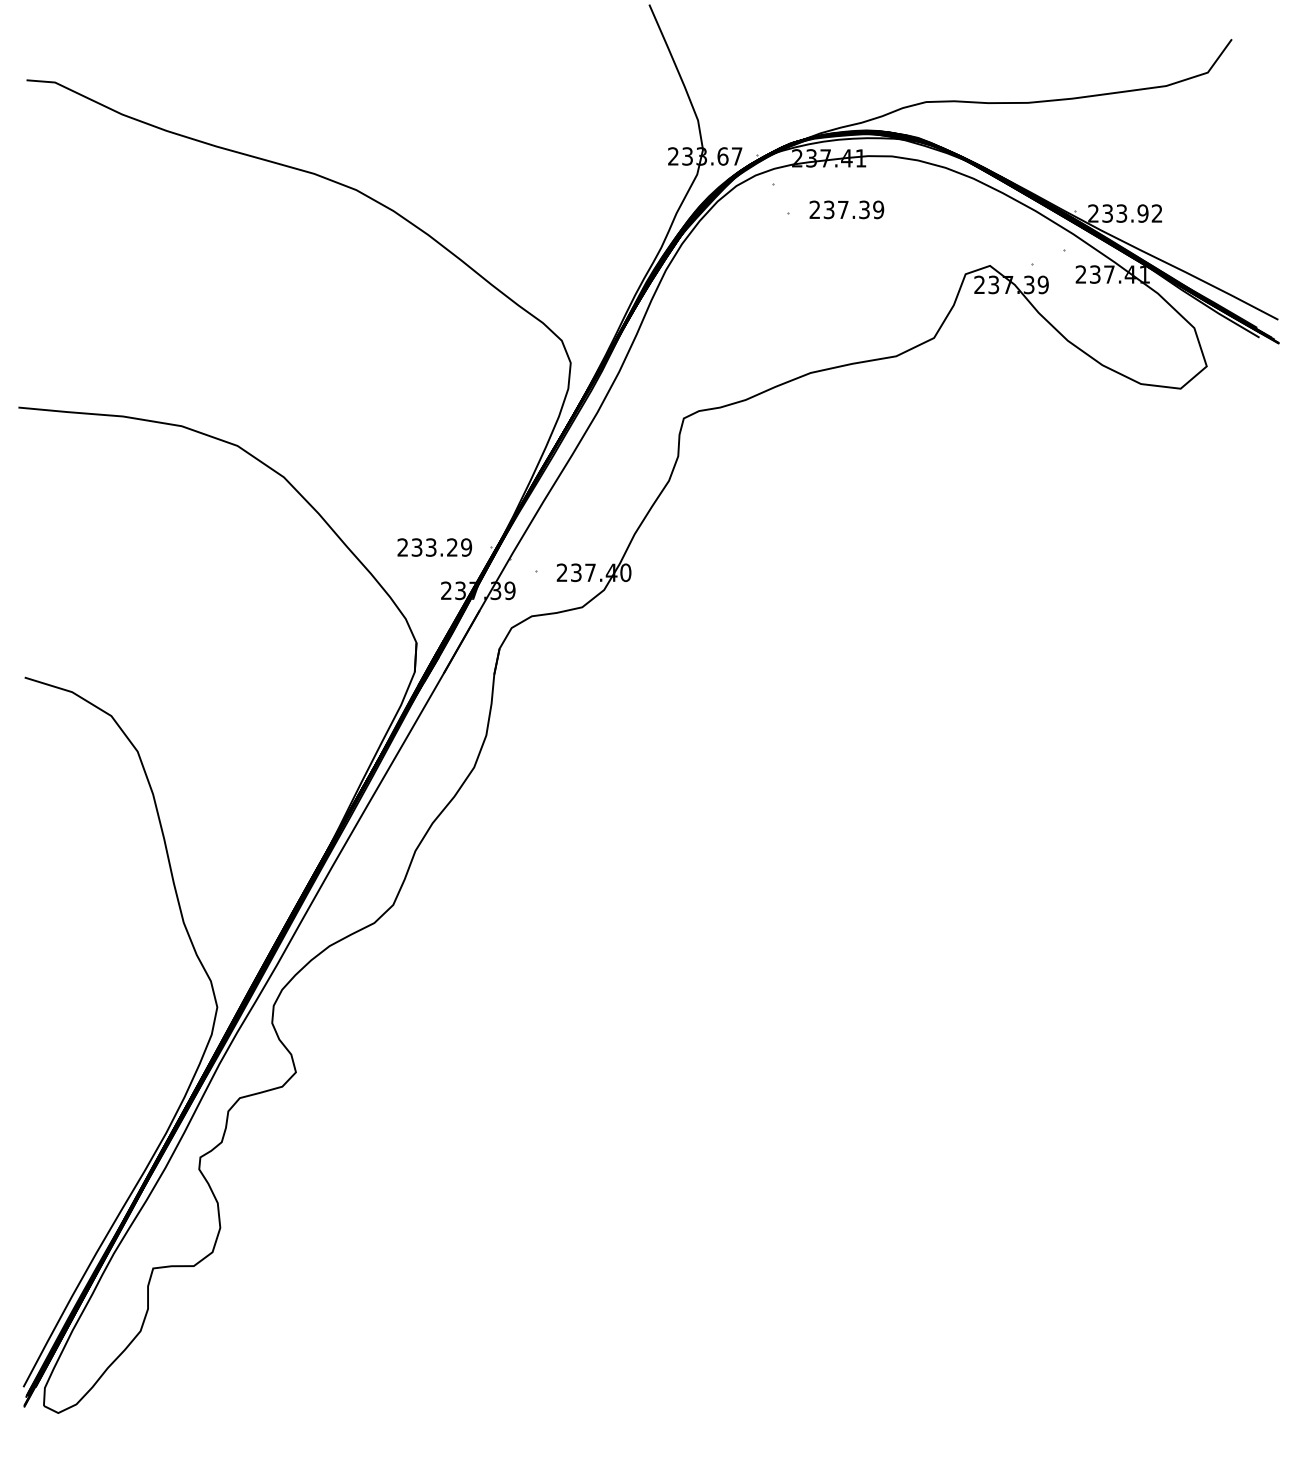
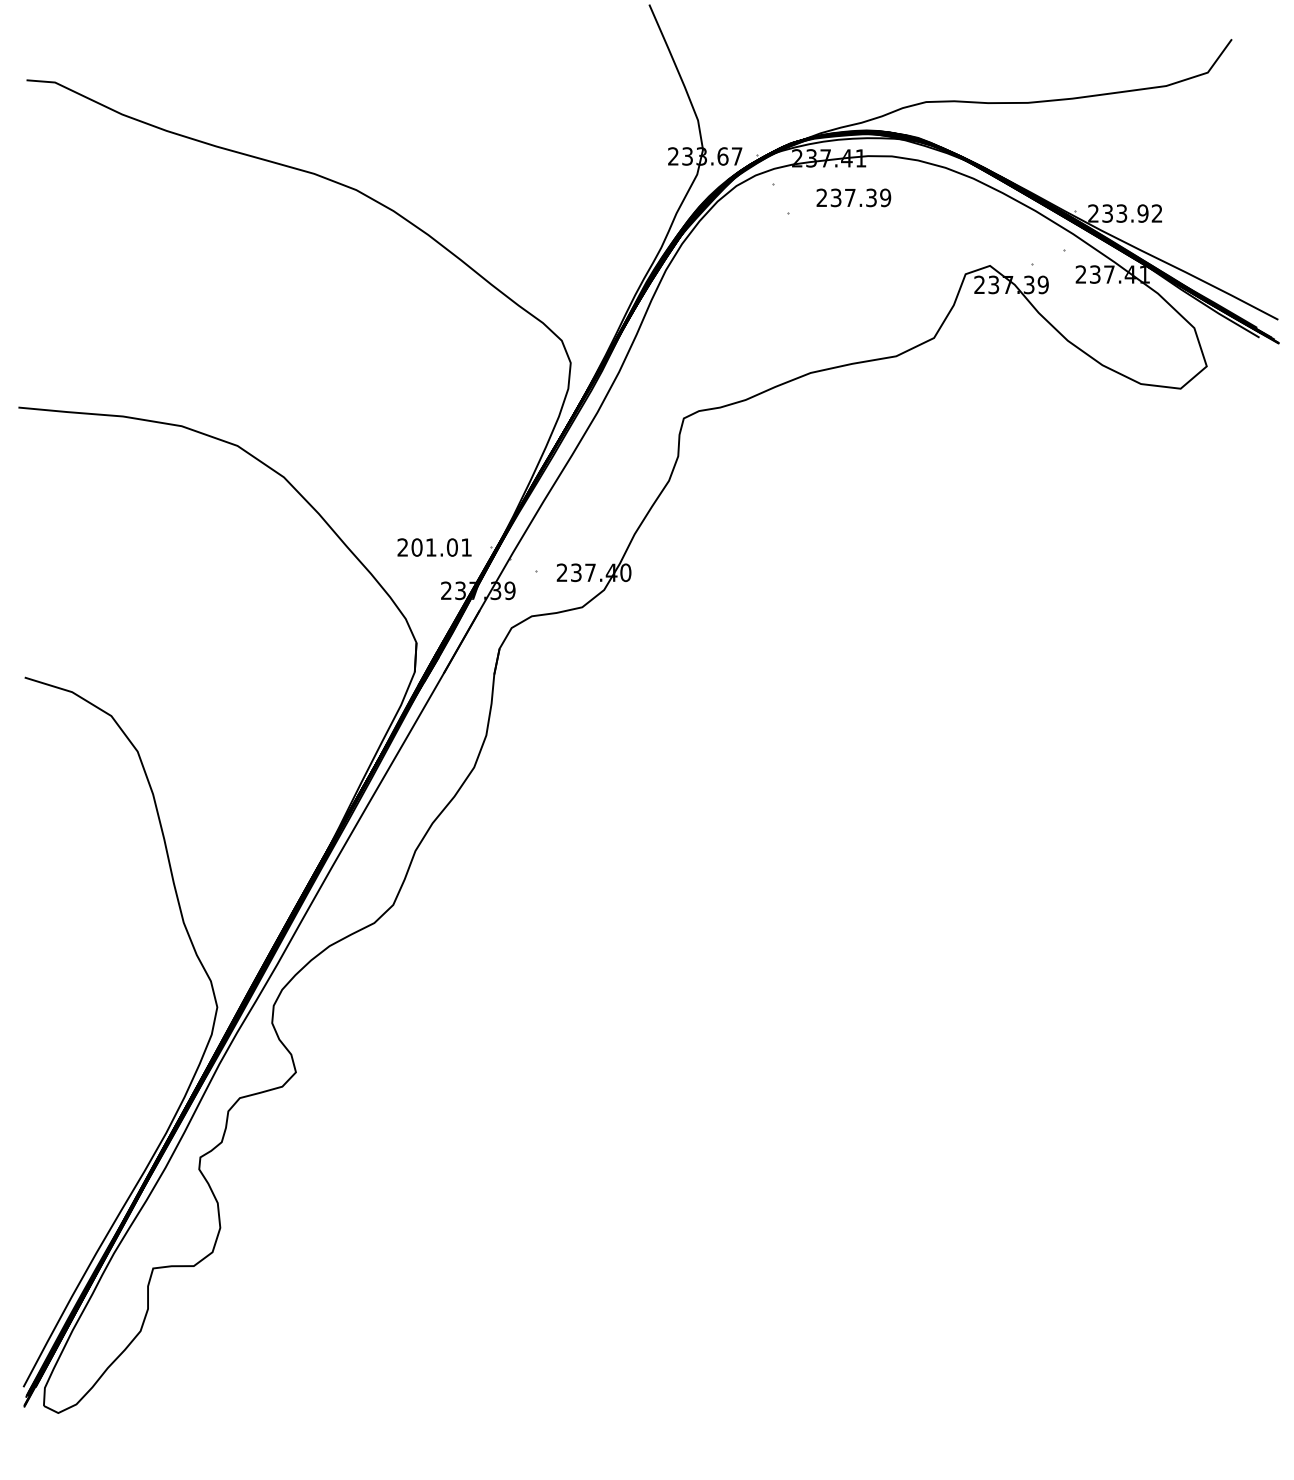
text position: (846, 209) -> (853, 197) (853, 197)
text: 233.29 -> 201.01 (441, 547)
